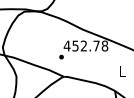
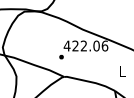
text: 452.78 -> 422.06 (90, 45)
